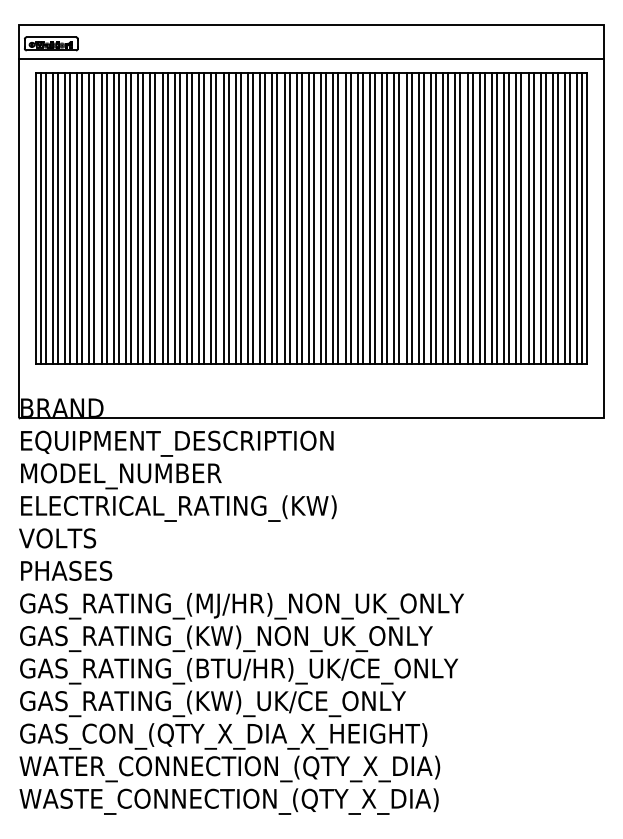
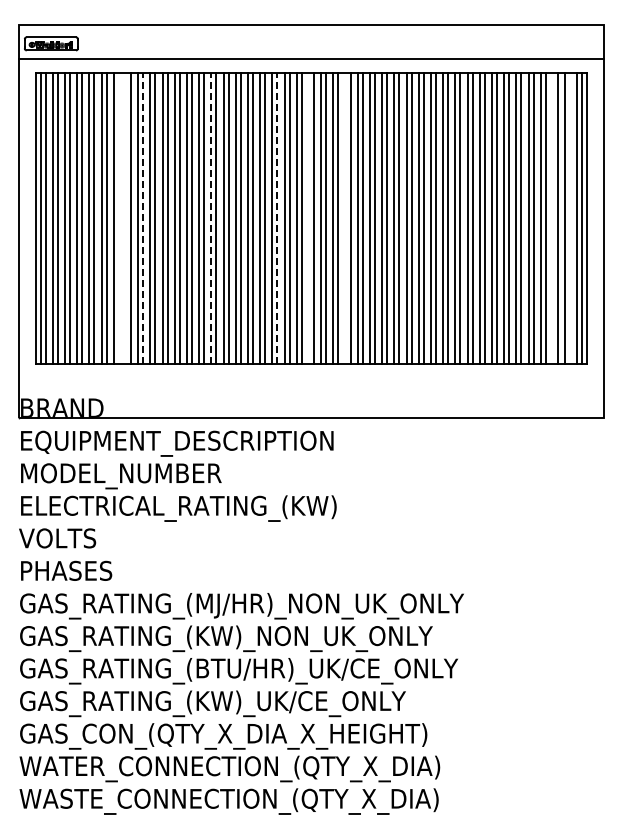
line: present -> none (118, 217)
line: present -> none (126, 217)
line: solid -> dashed (143, 217)
line: solid -> dashed (211, 217)
line: solid -> dashed (277, 217)
line: present -> none (309, 217)
line: present -> none (345, 217)
line: present -> none (553, 217)
line: present -> none (570, 217)
